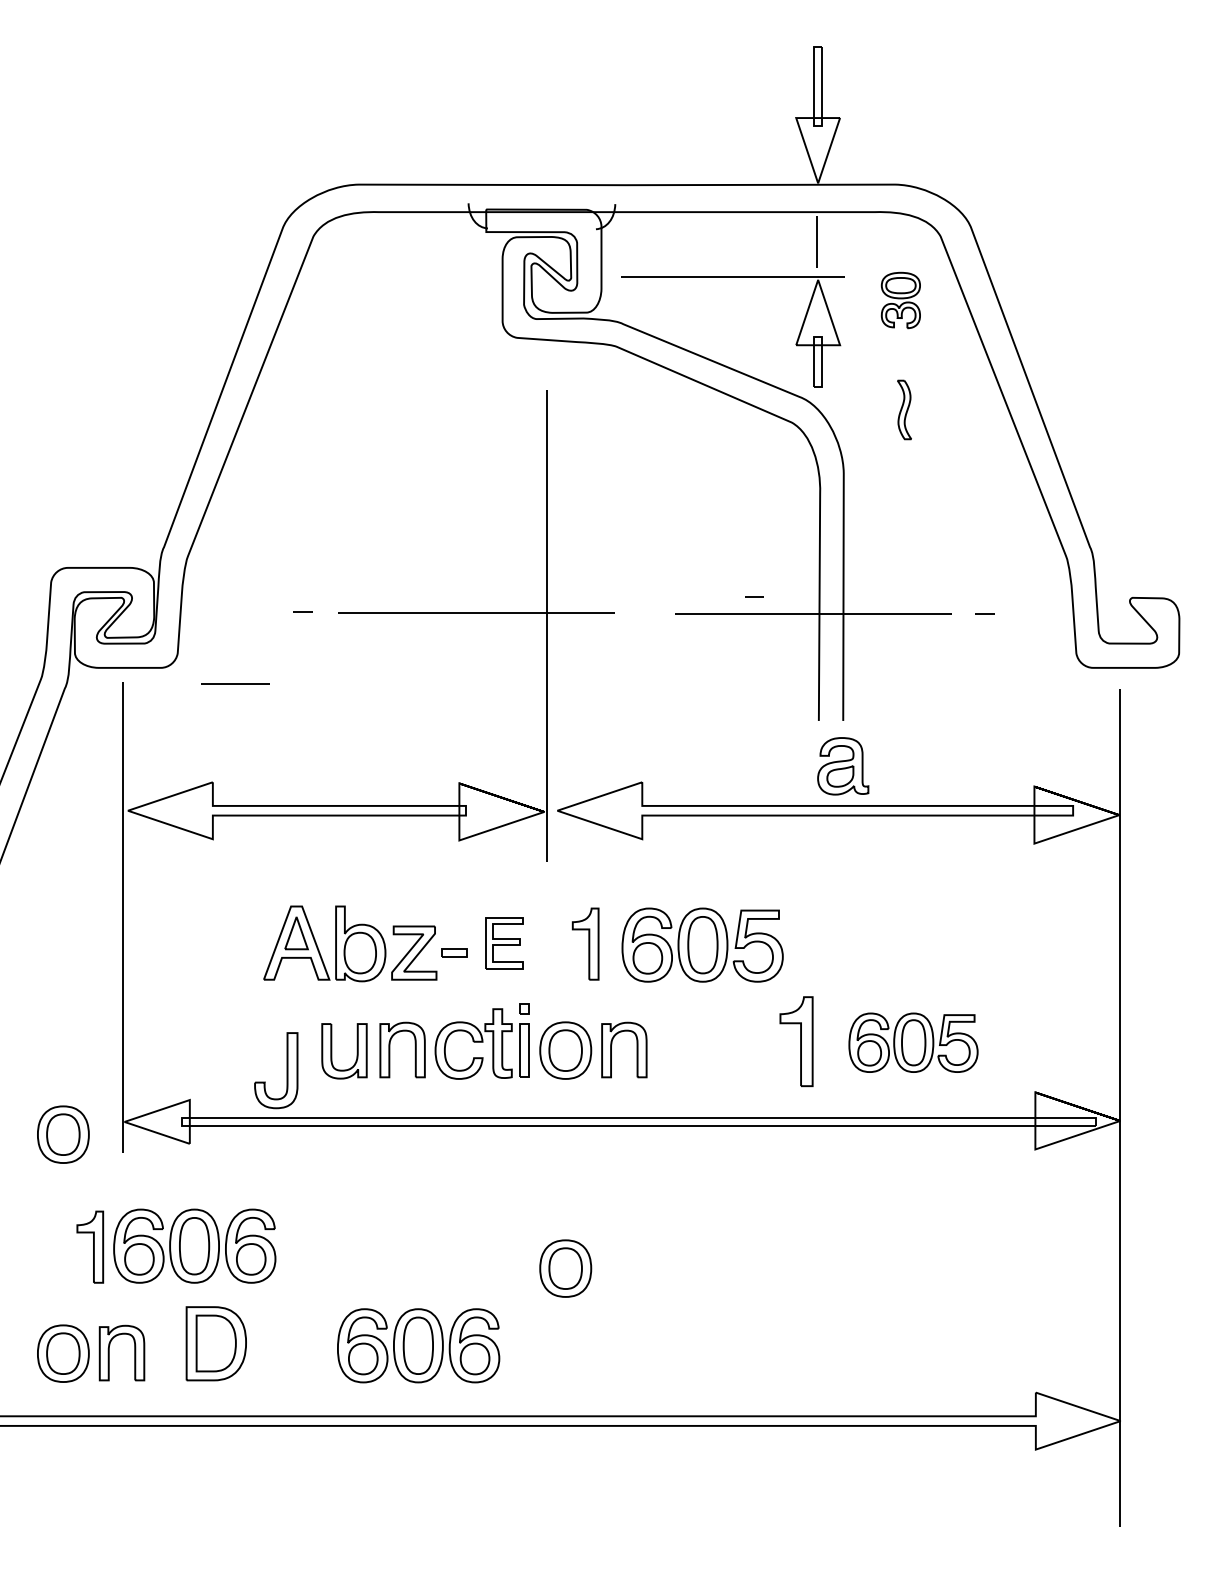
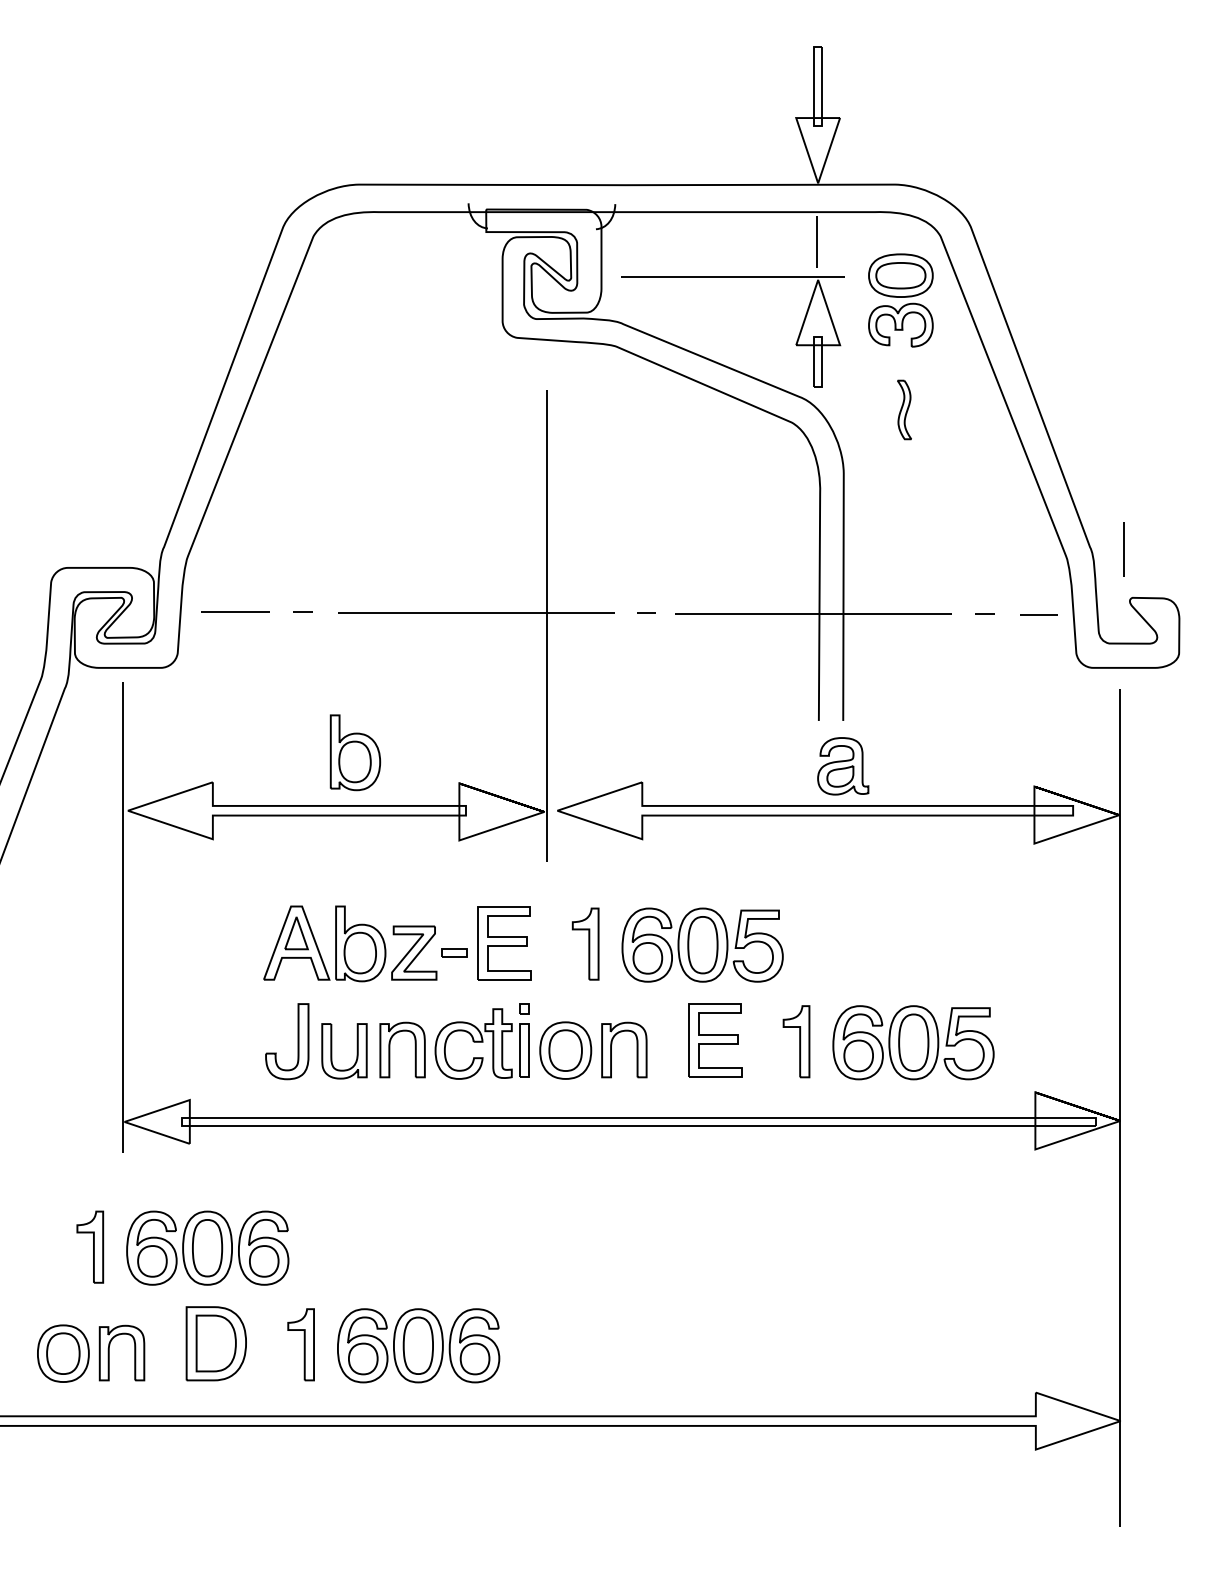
part size: 41x59 px -> 66x95 px (900, 300)
line: none -> present (1123, 549)
line position: (754, 596) -> (646, 612) (646, 612)
line: none -> present (1038, 614)
line position: (235, 683) -> (235, 611) (235, 611)
part: none -> present (355, 752)
part size: 39x53 px -> 55x75 px (504, 943)
part: none -> present (715, 1040)
part size: 35x92 px -> 29x74 px (796, 1041)
part size: 131x61 px -> 163x76 px (913, 1042)
part position: (286, 1070) -> (297, 1041) (297, 1041)
part: present -> none (63, 1134)
part position: (194, 1245) -> (207, 1247) (207, 1247)
part: present -> none (565, 1268)
part: none -> present (300, 1344)
